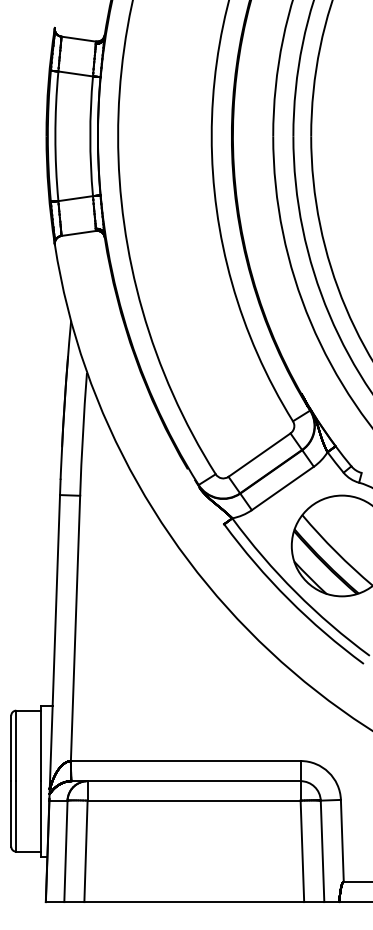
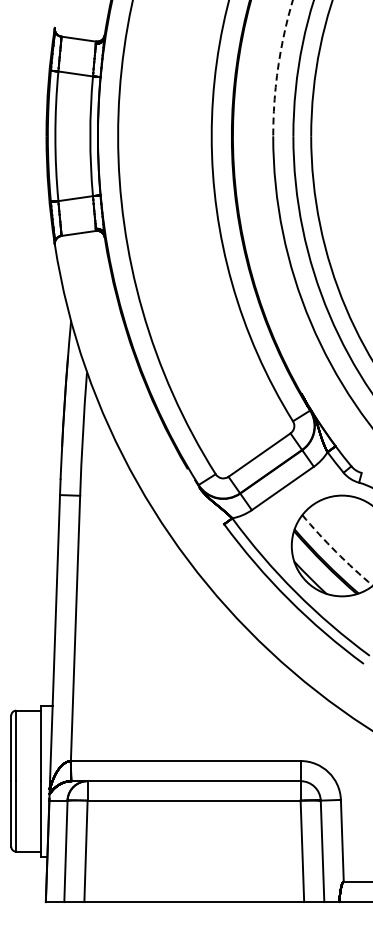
arc: solid -> dashed (277, 68)
arc: solid -> dashed (336, 551)
